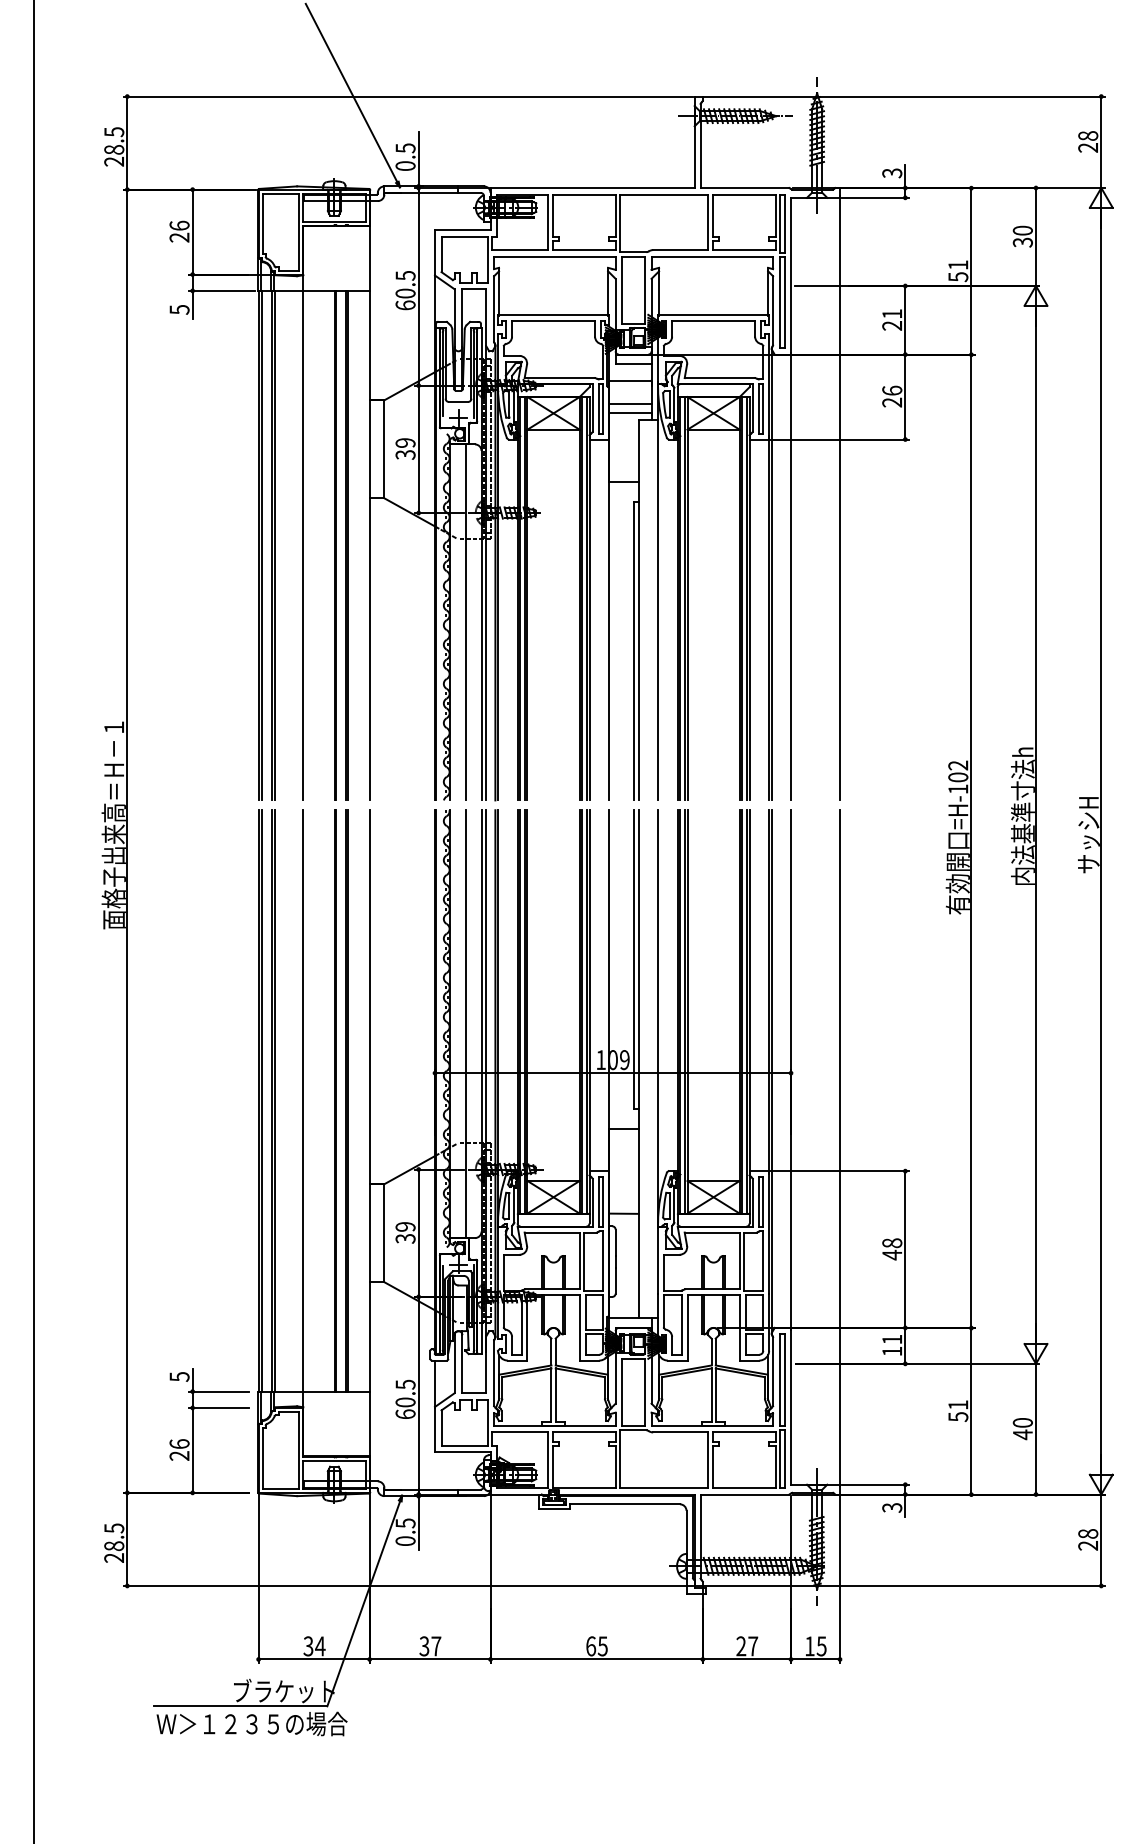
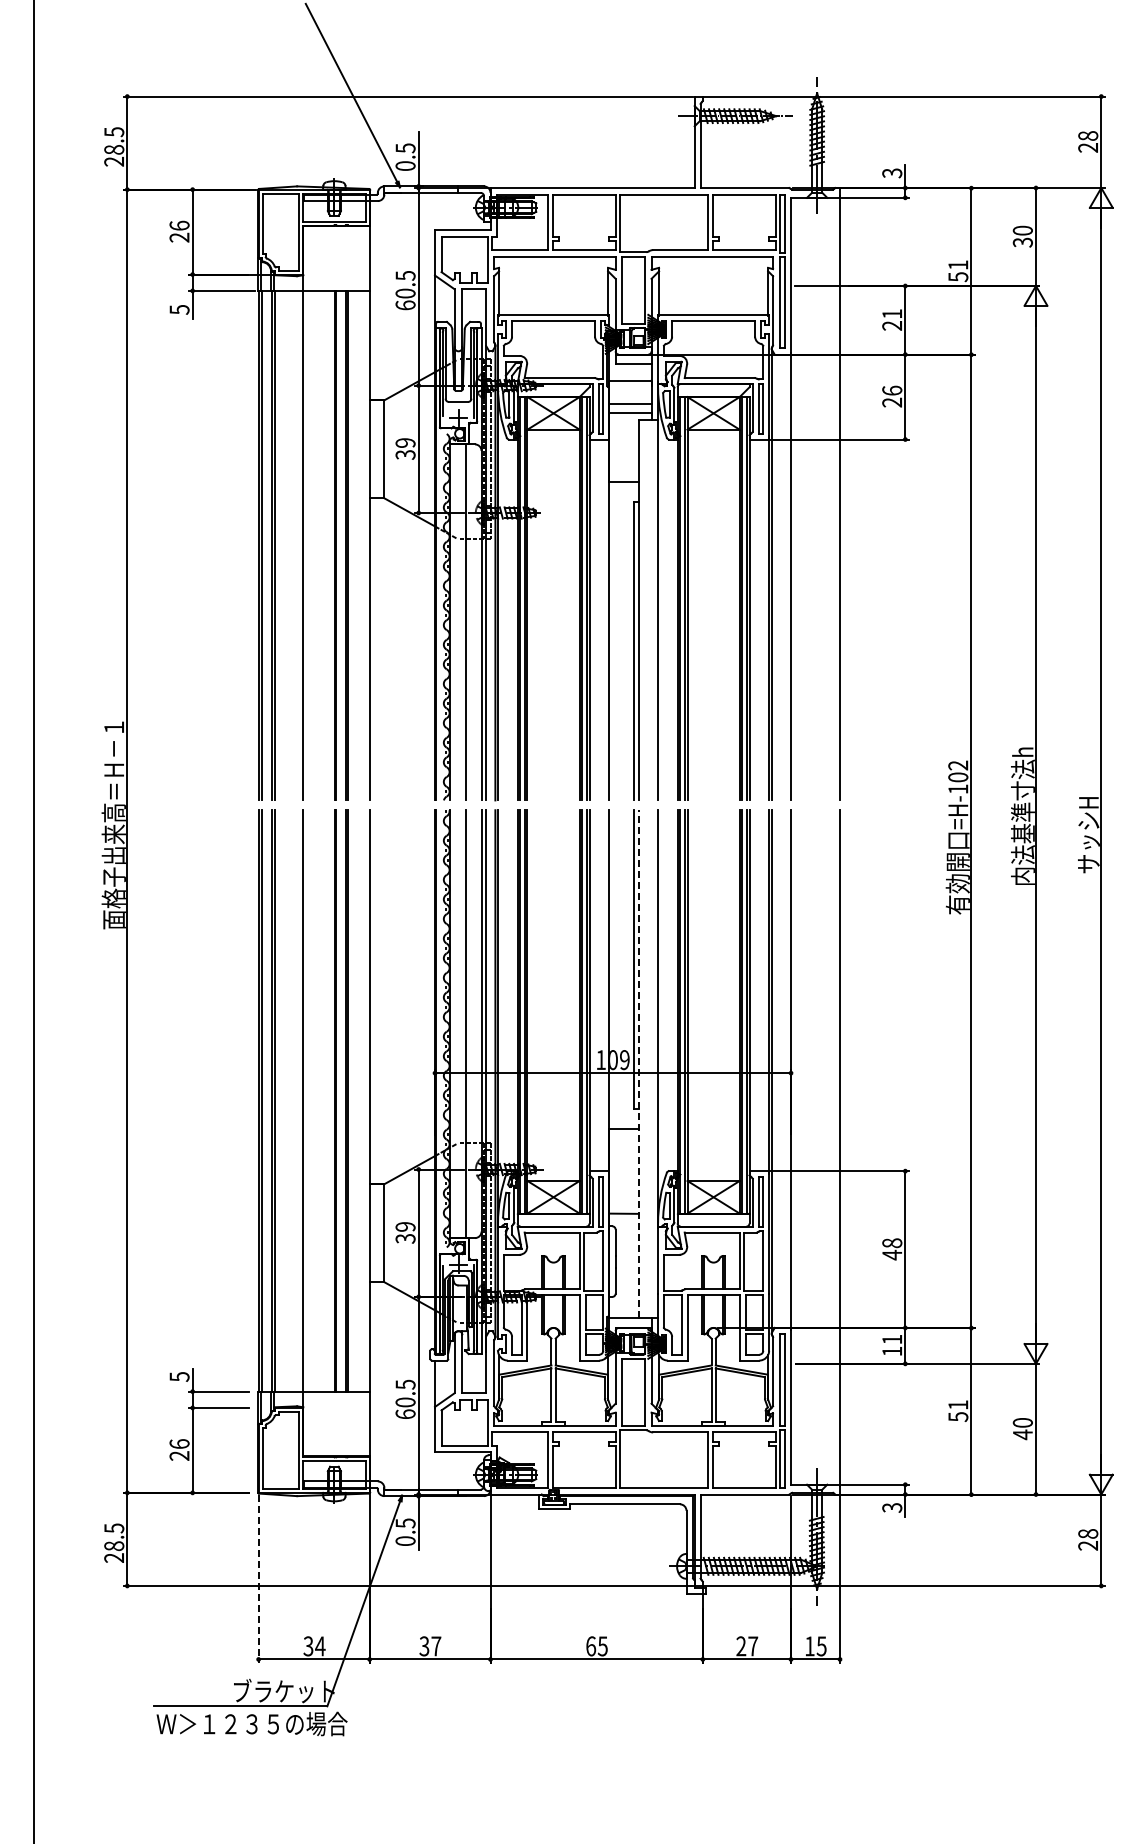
line: solid -> dashed (638, 1064)
line: solid -> dashed (258, 1578)
